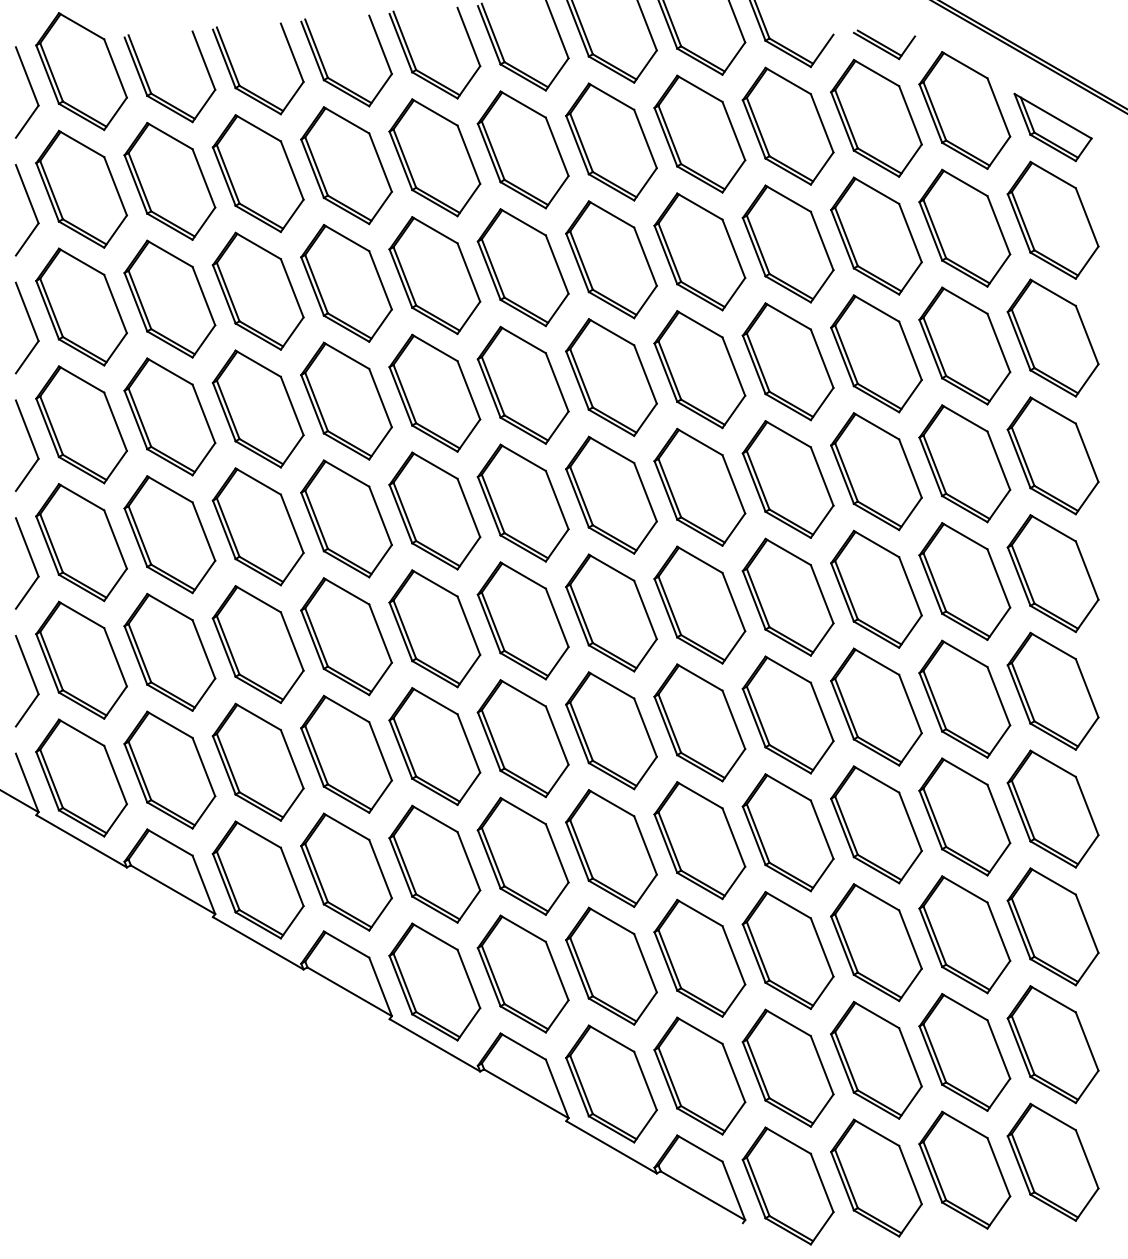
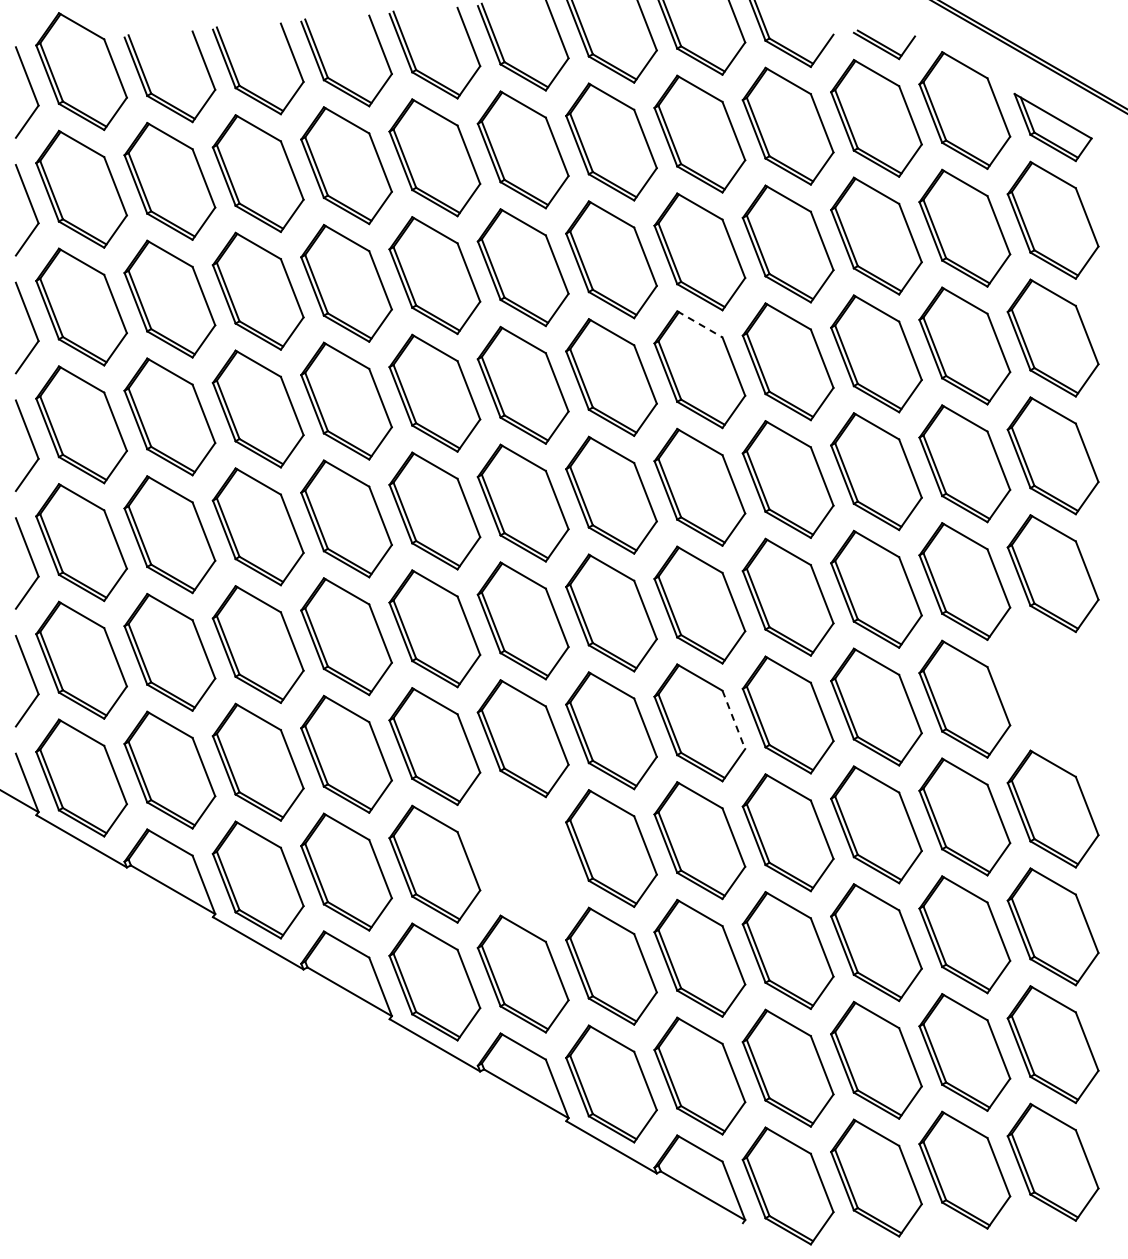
line: solid -> dashed (700, 324)
part: present -> none (1052, 690)
line: solid -> dashed (734, 720)
part: present -> none (522, 855)
